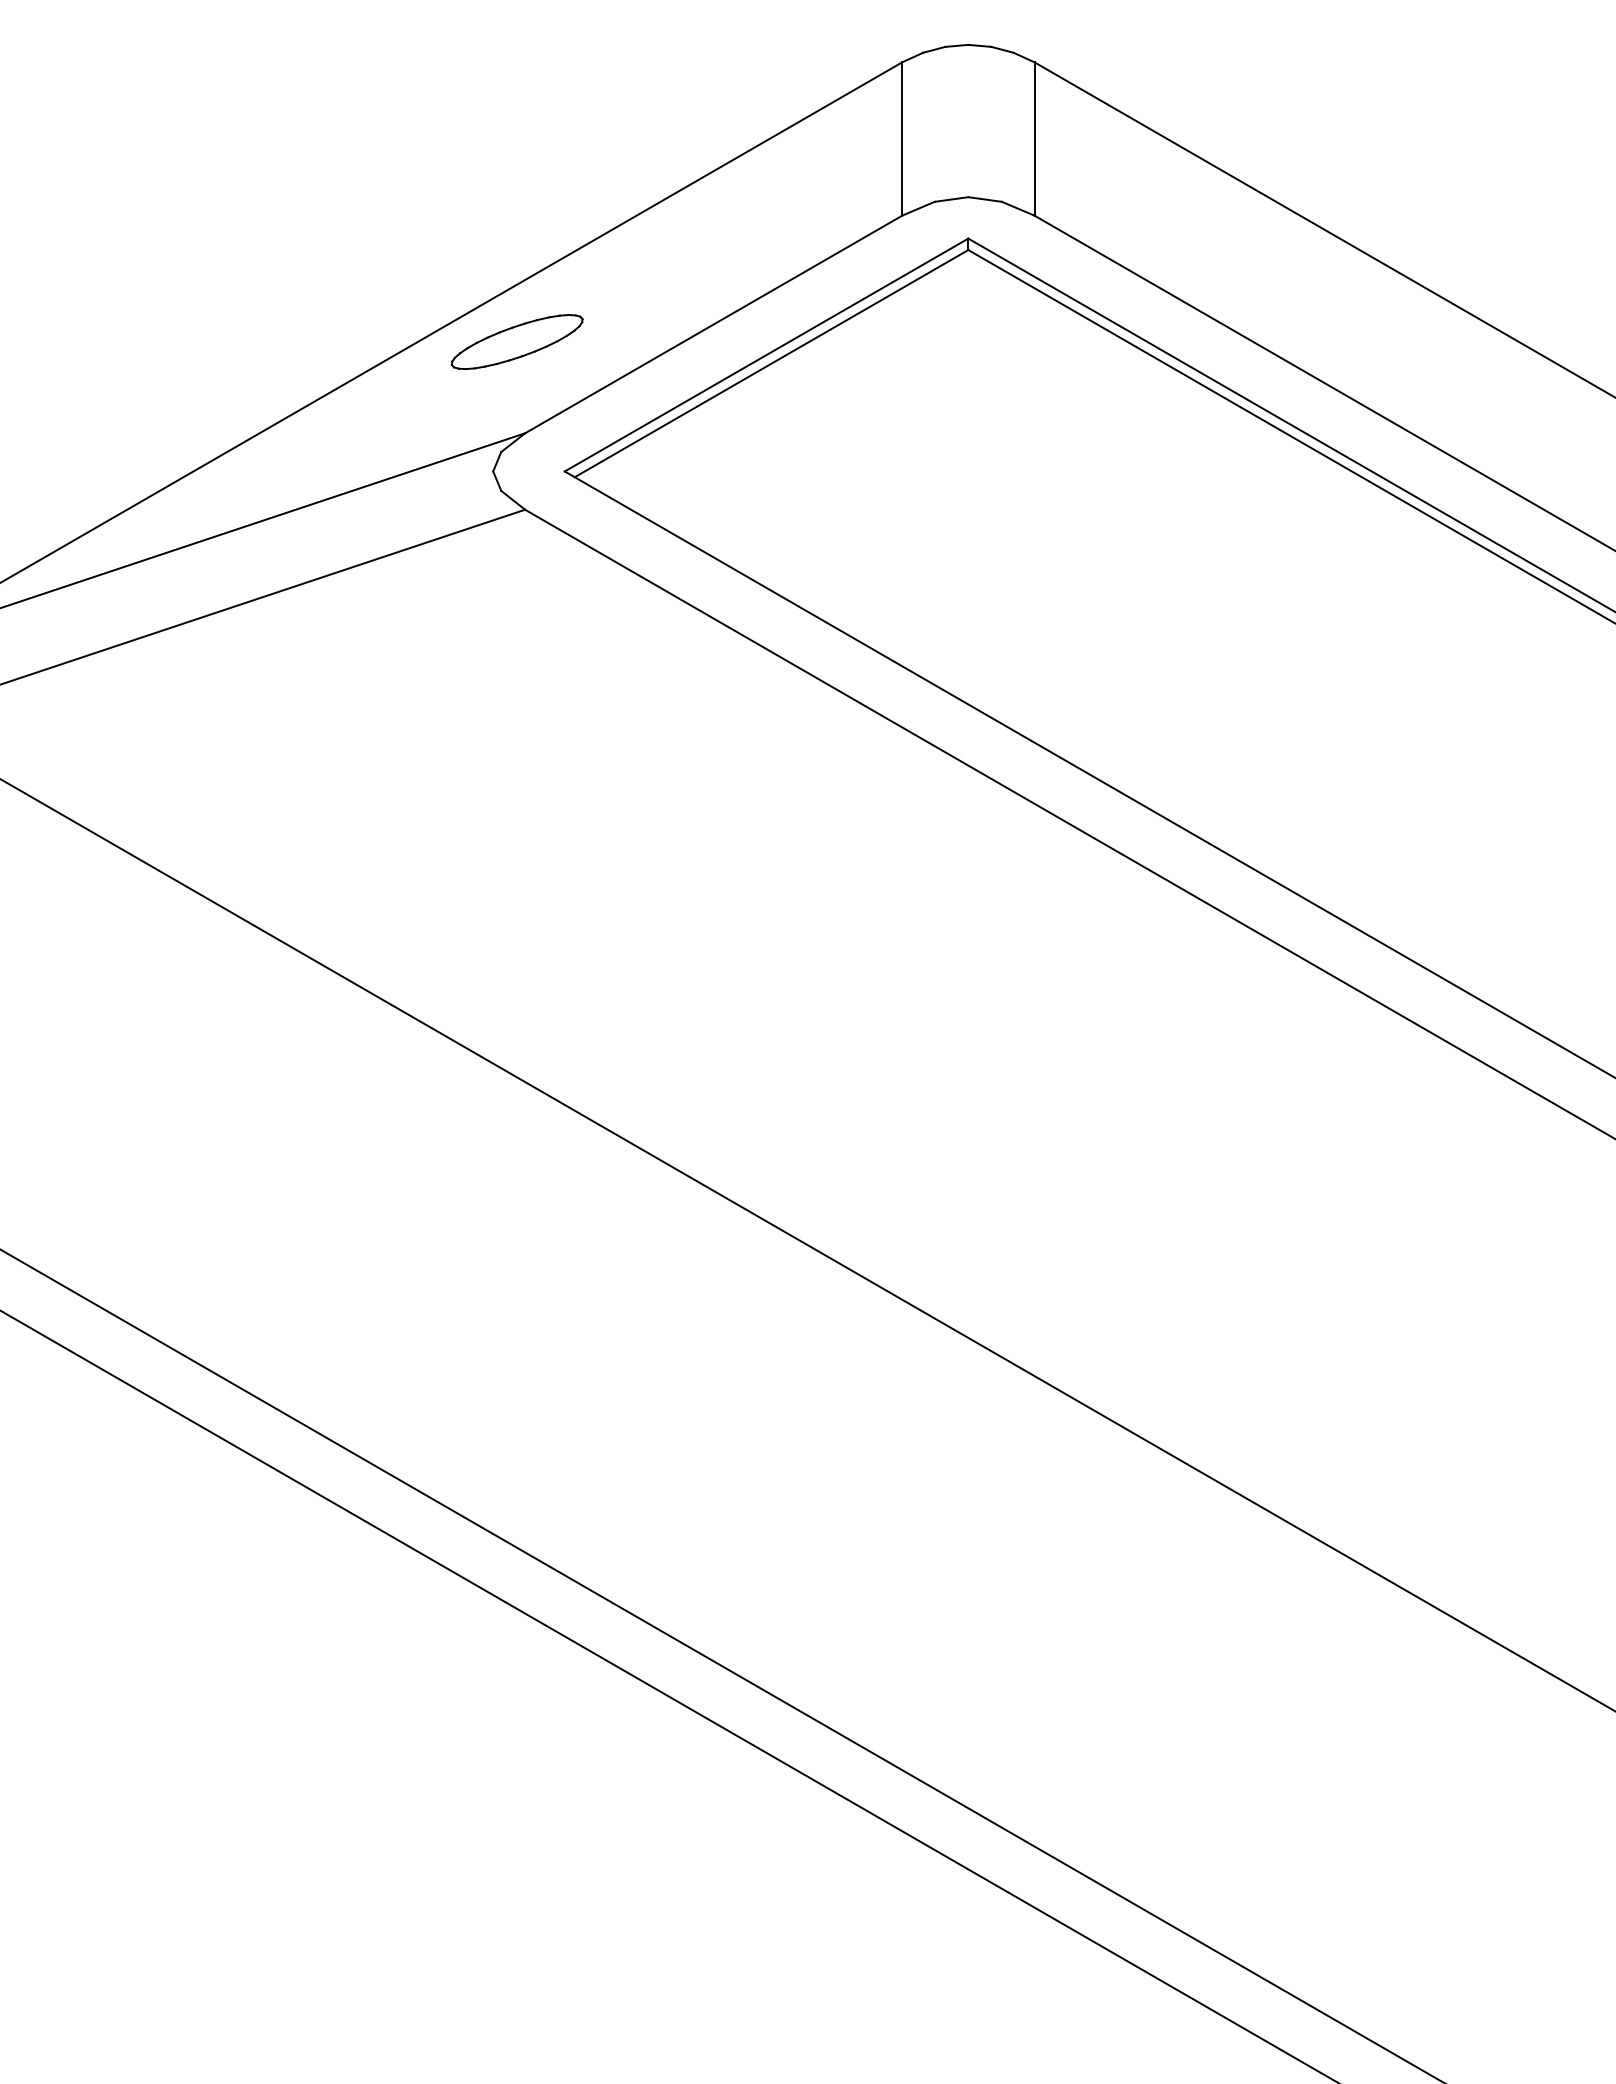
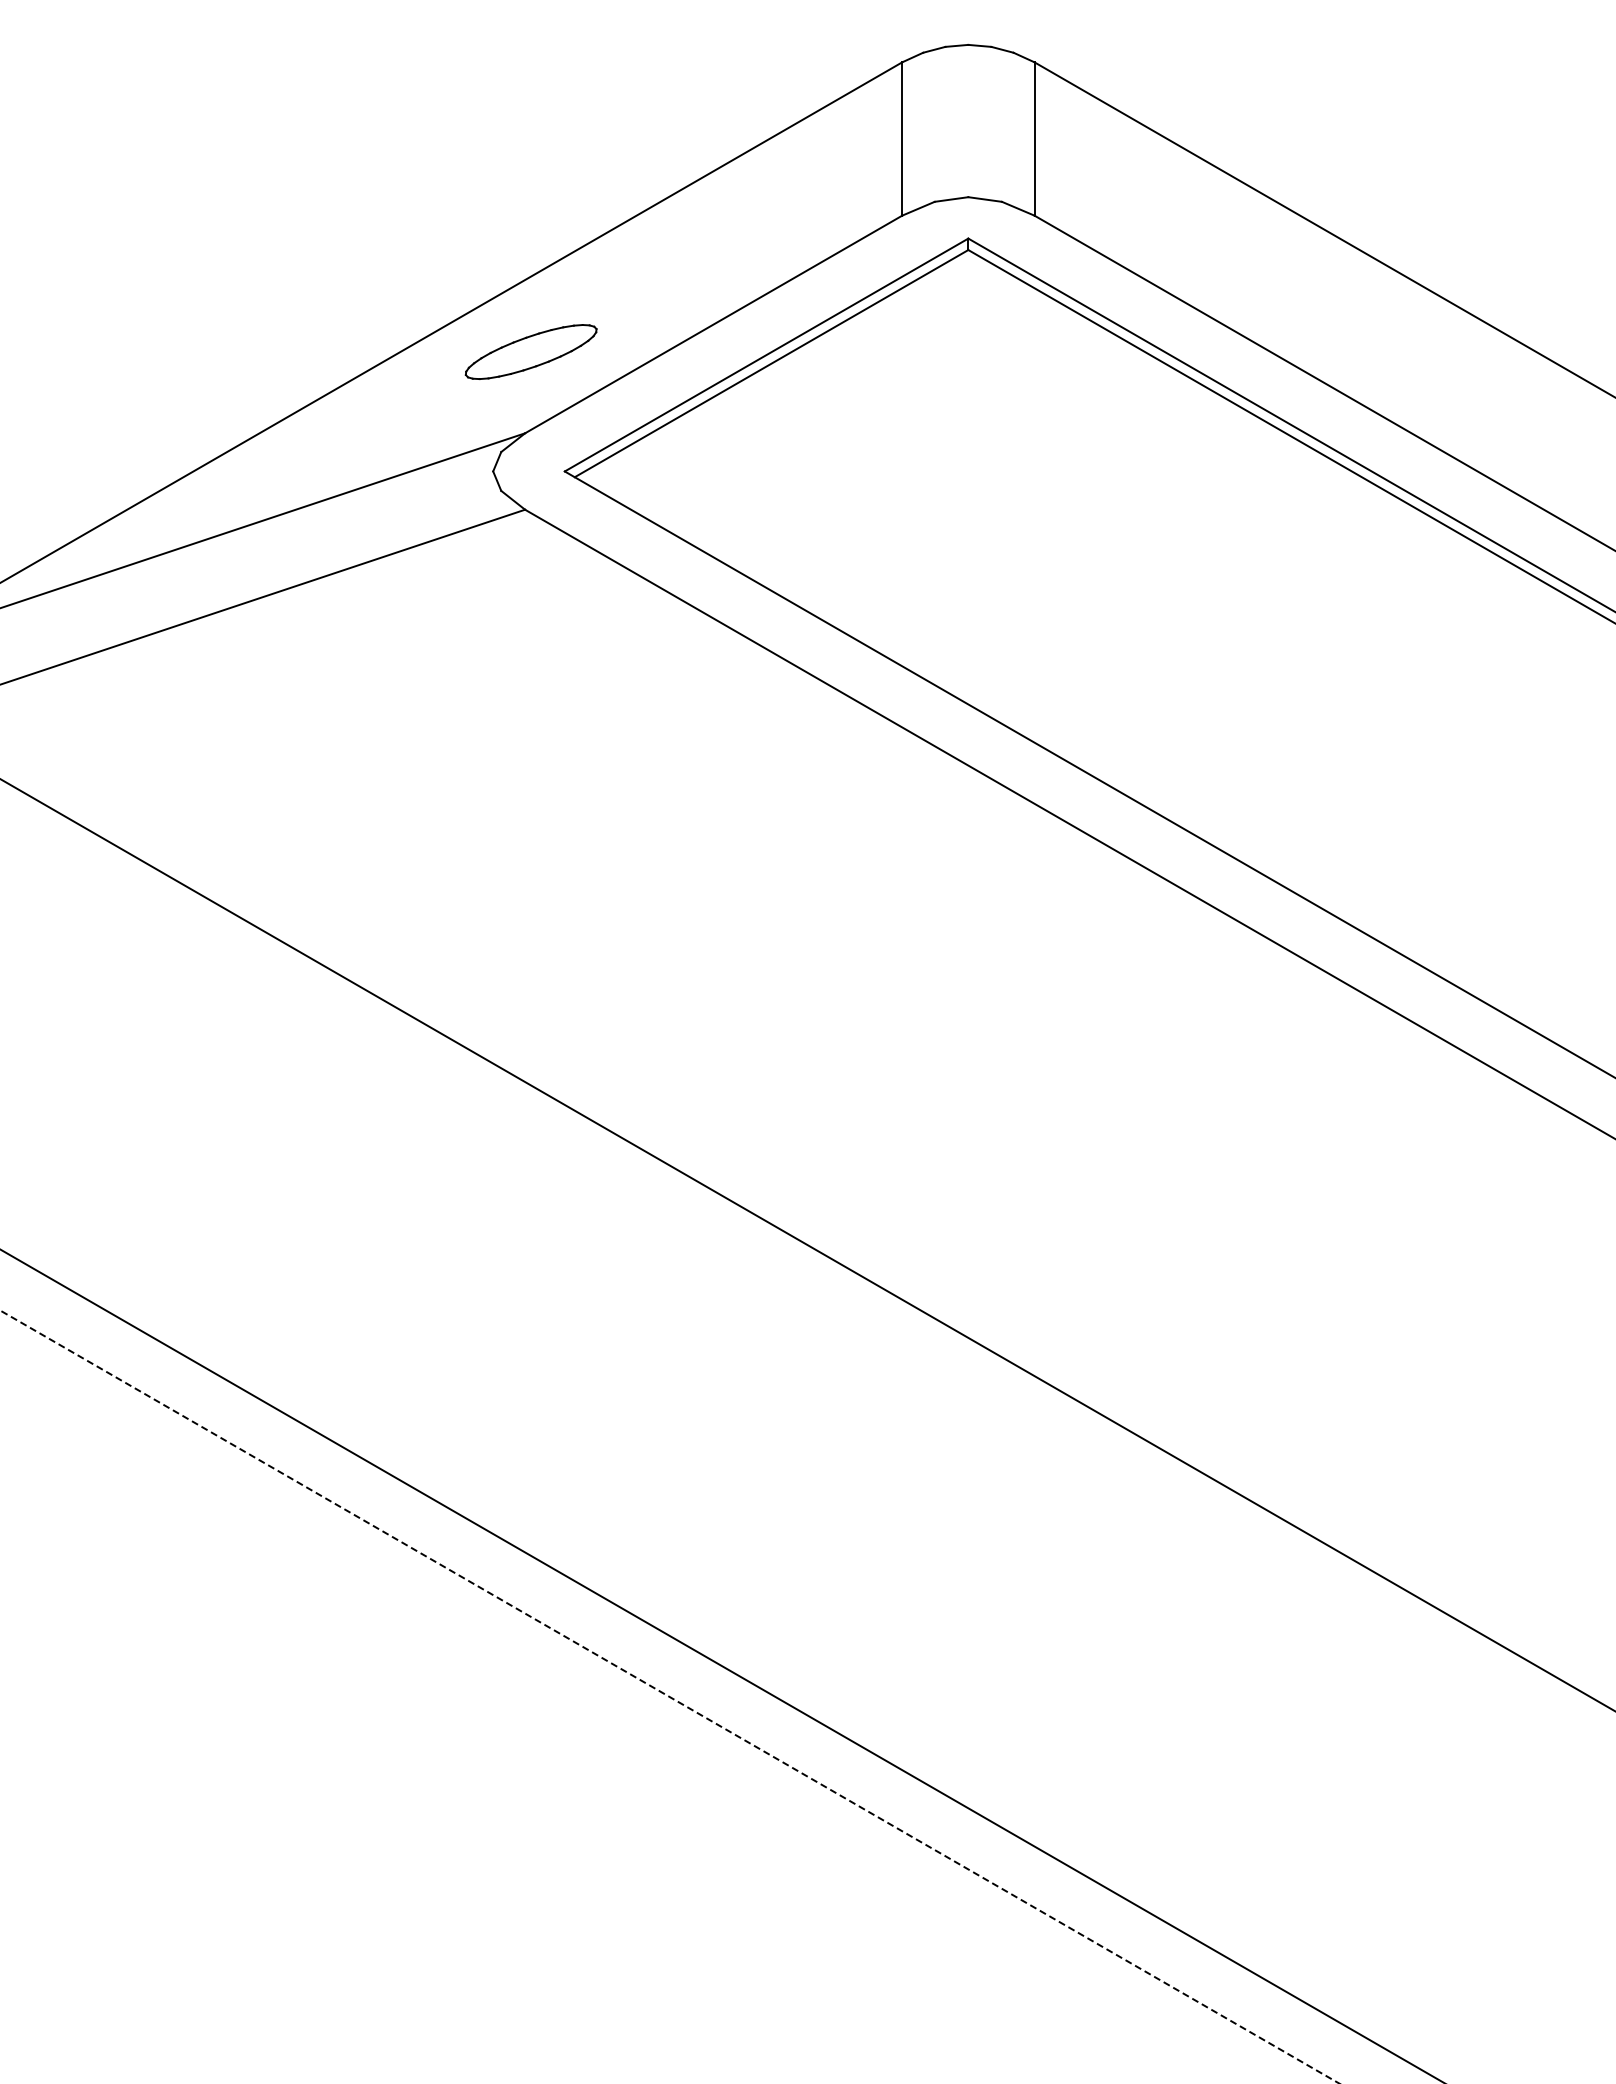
part position: (516, 341) -> (530, 351) (530, 351)
line: solid -> dashed (669, 1697)
